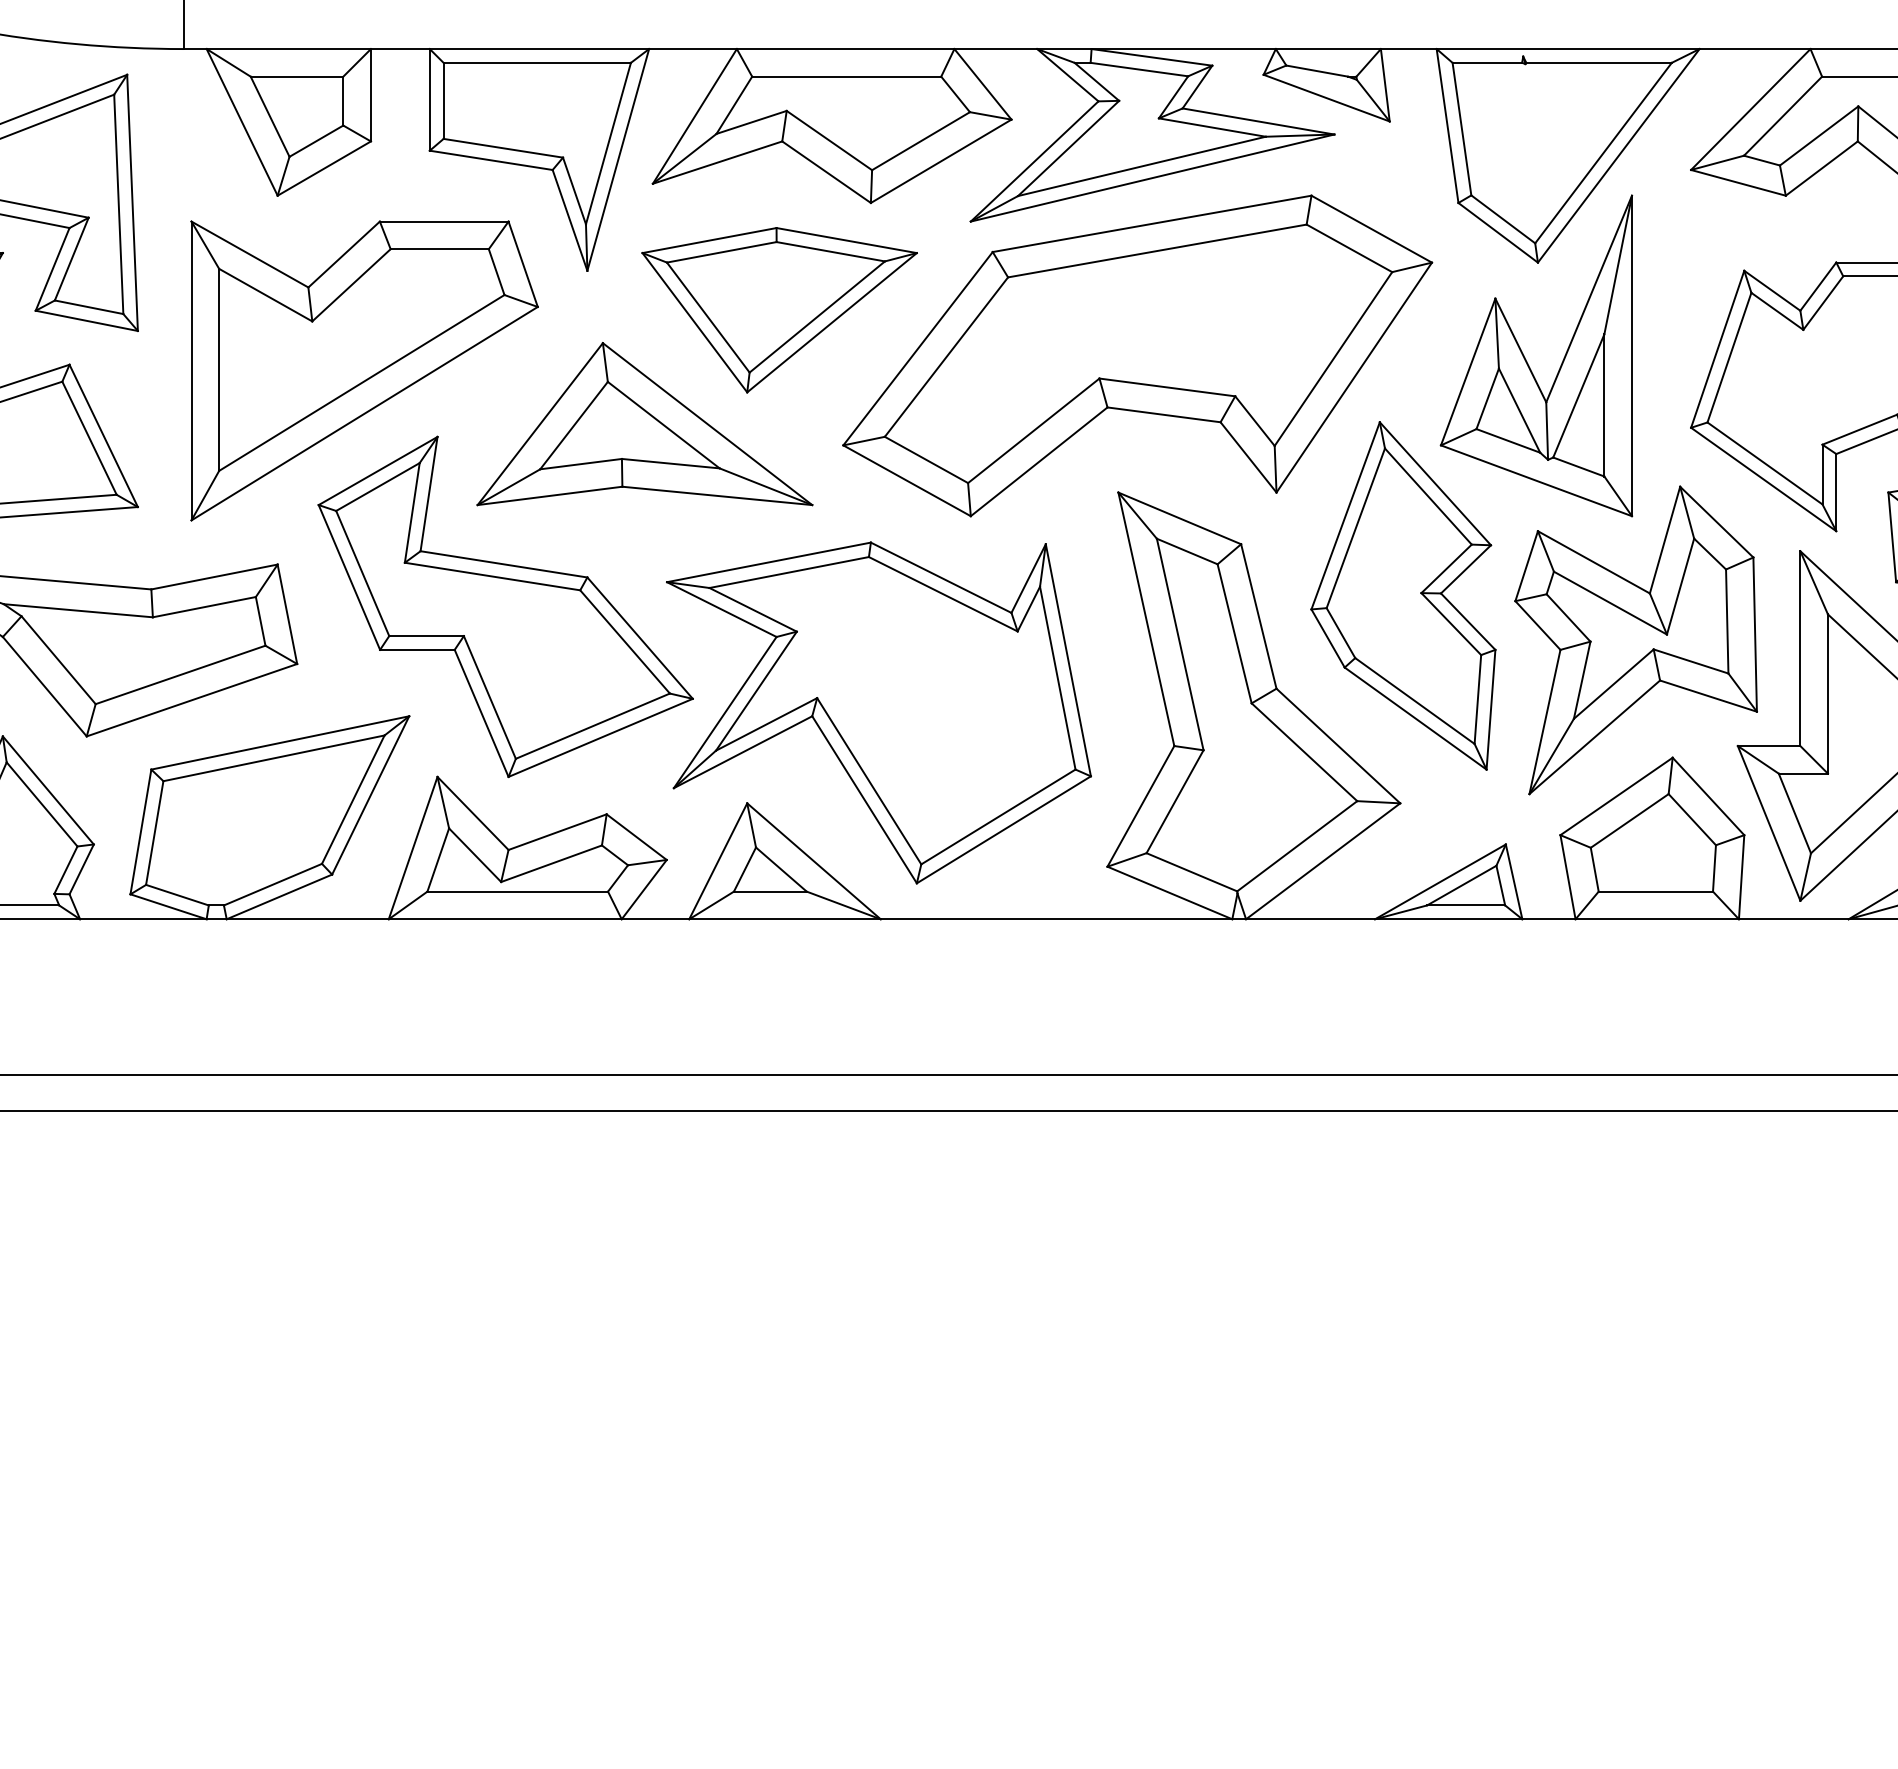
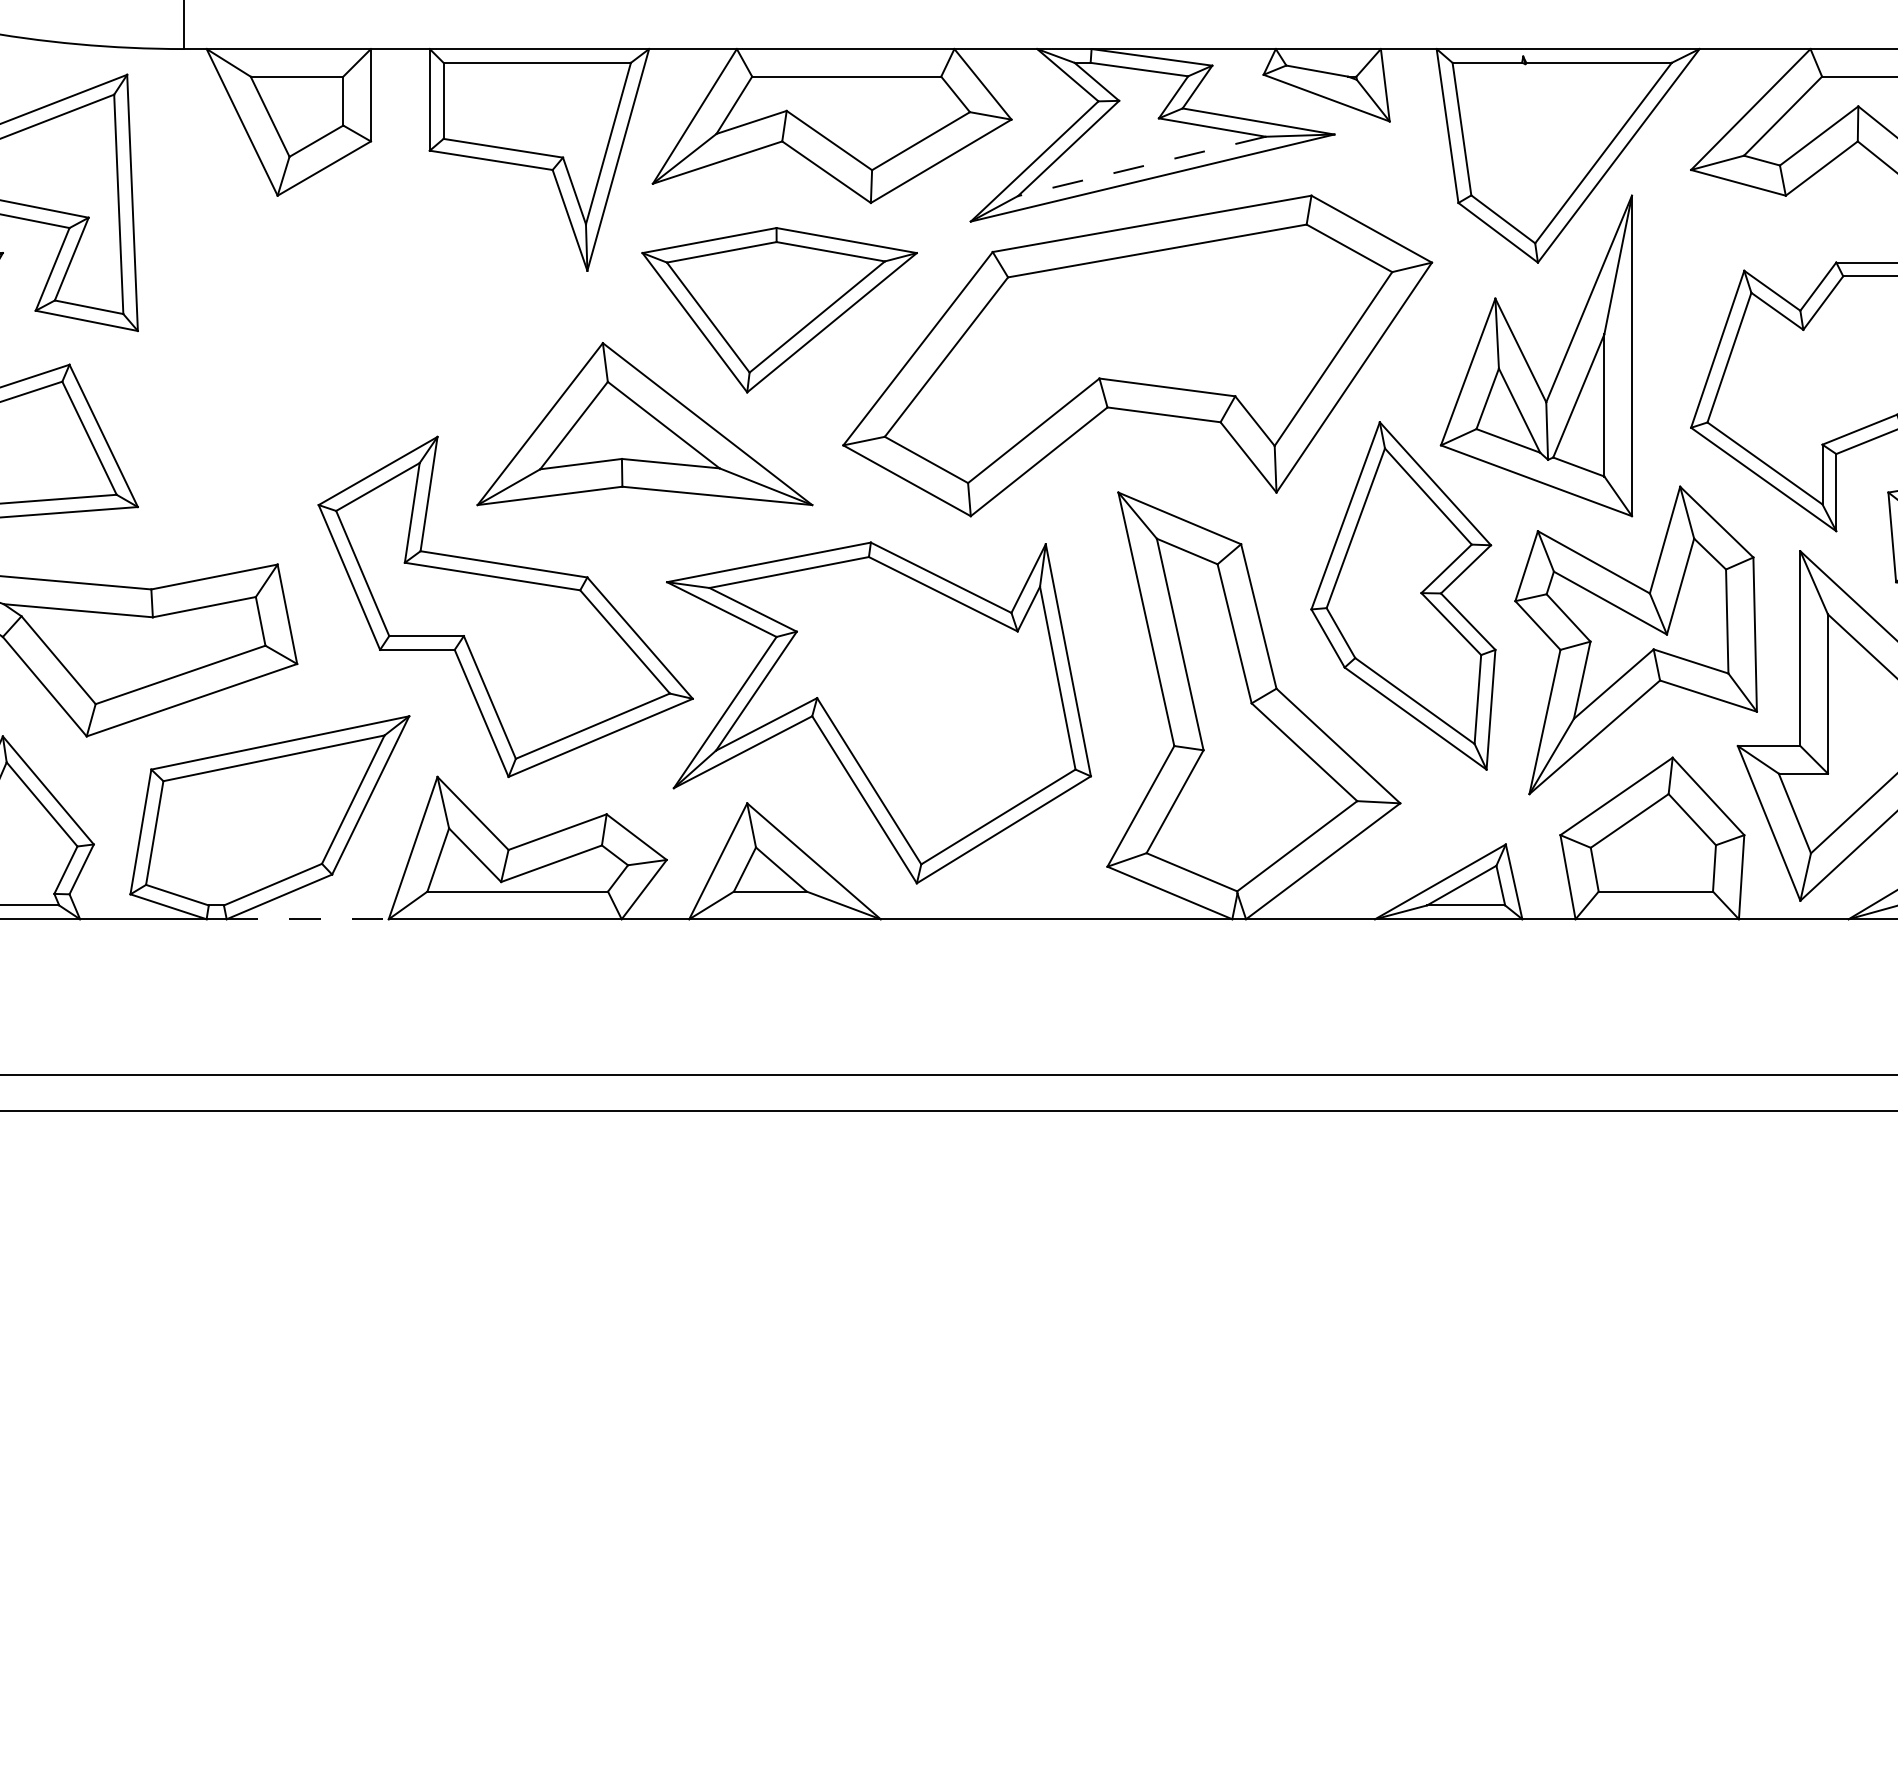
line: solid -> dashed (1141, 166)
part: present -> none (364, 370)
line: solid -> dashed (308, 919)
